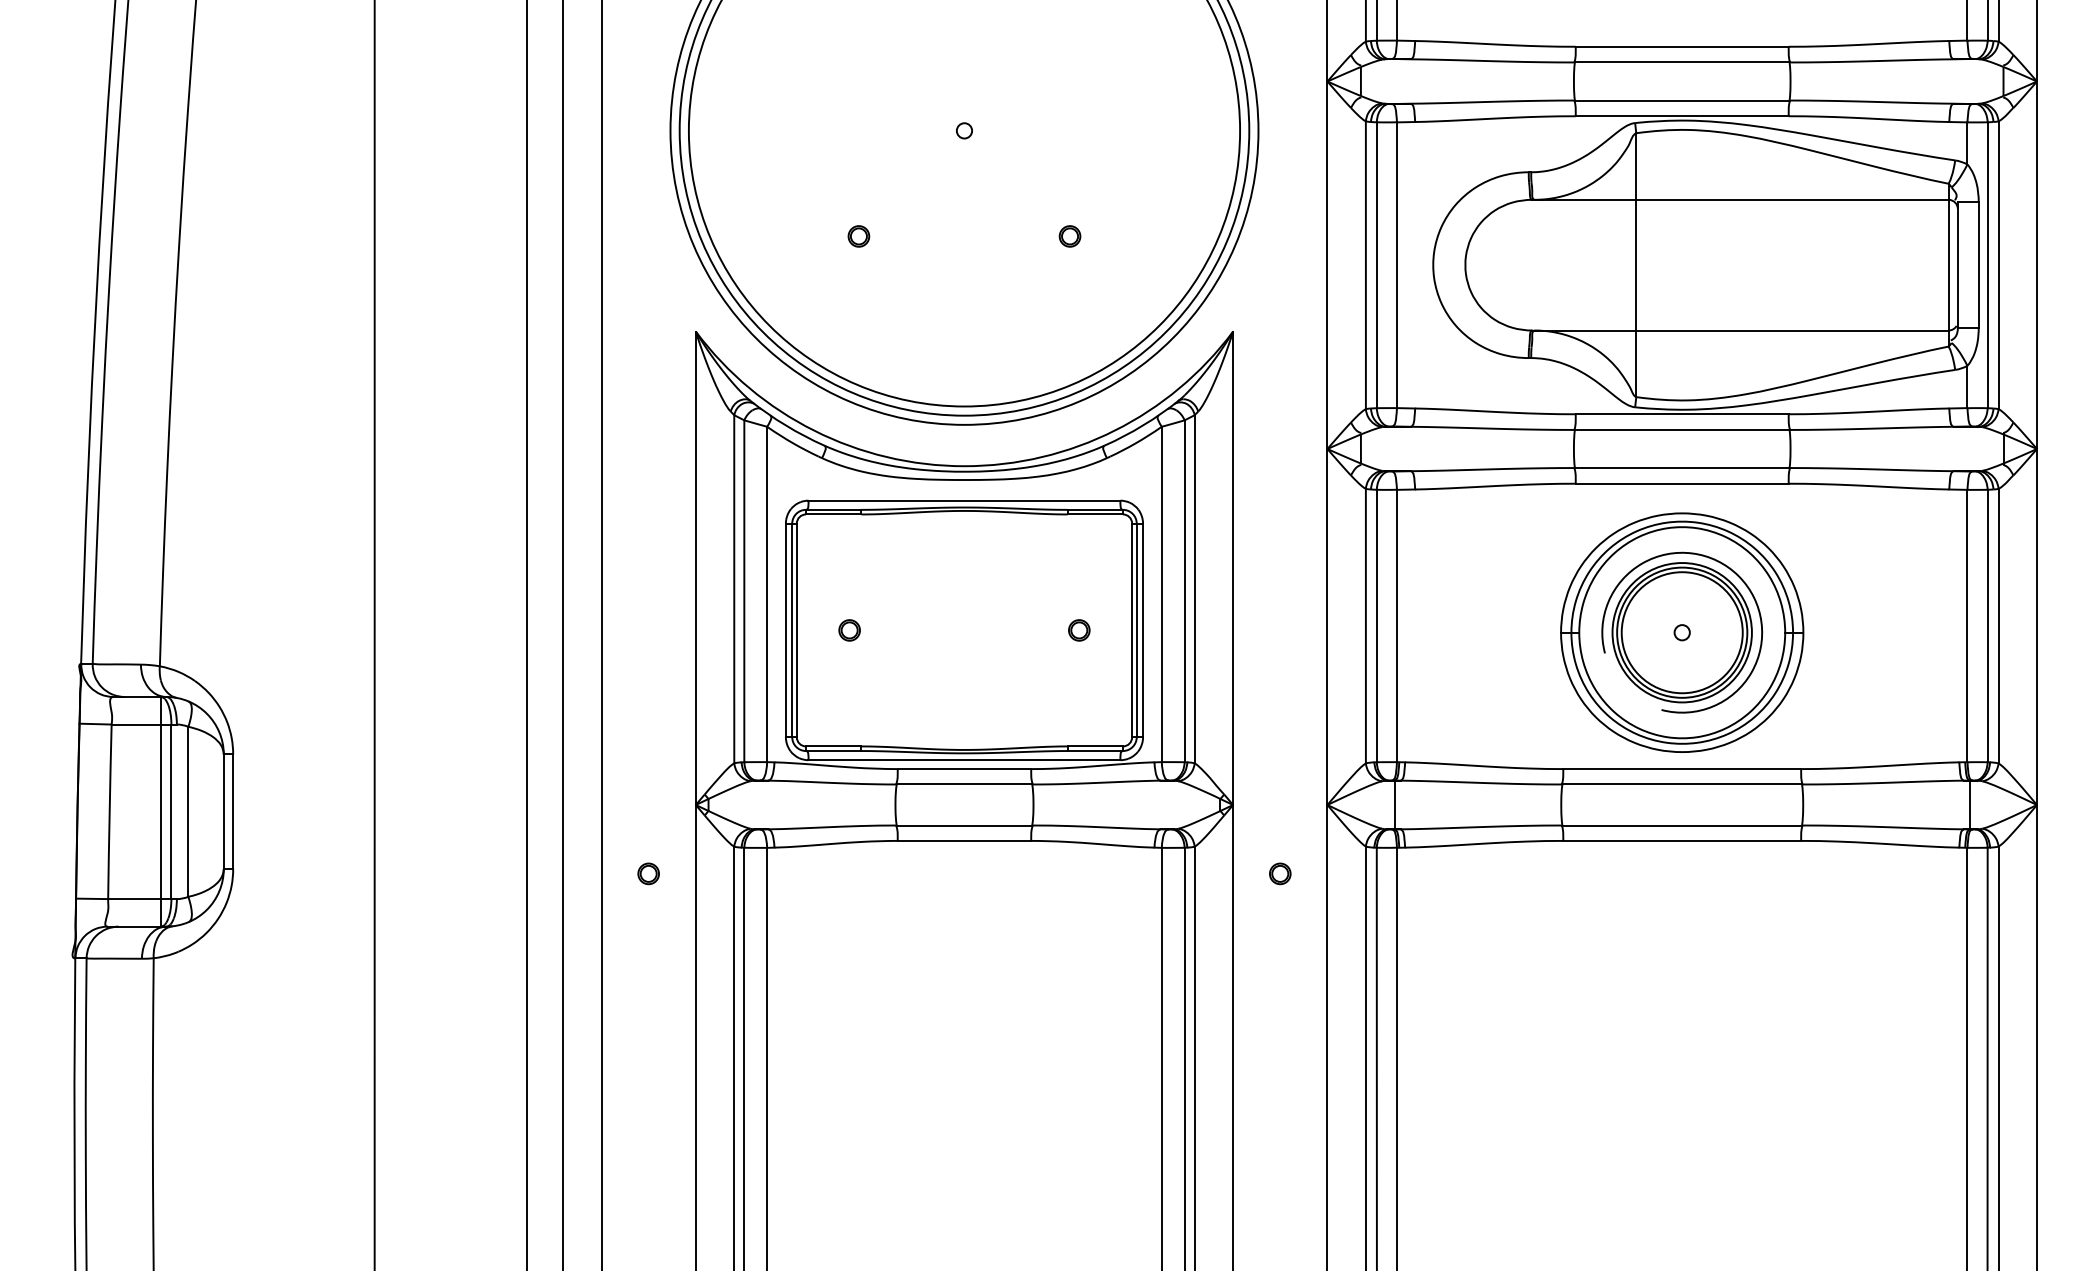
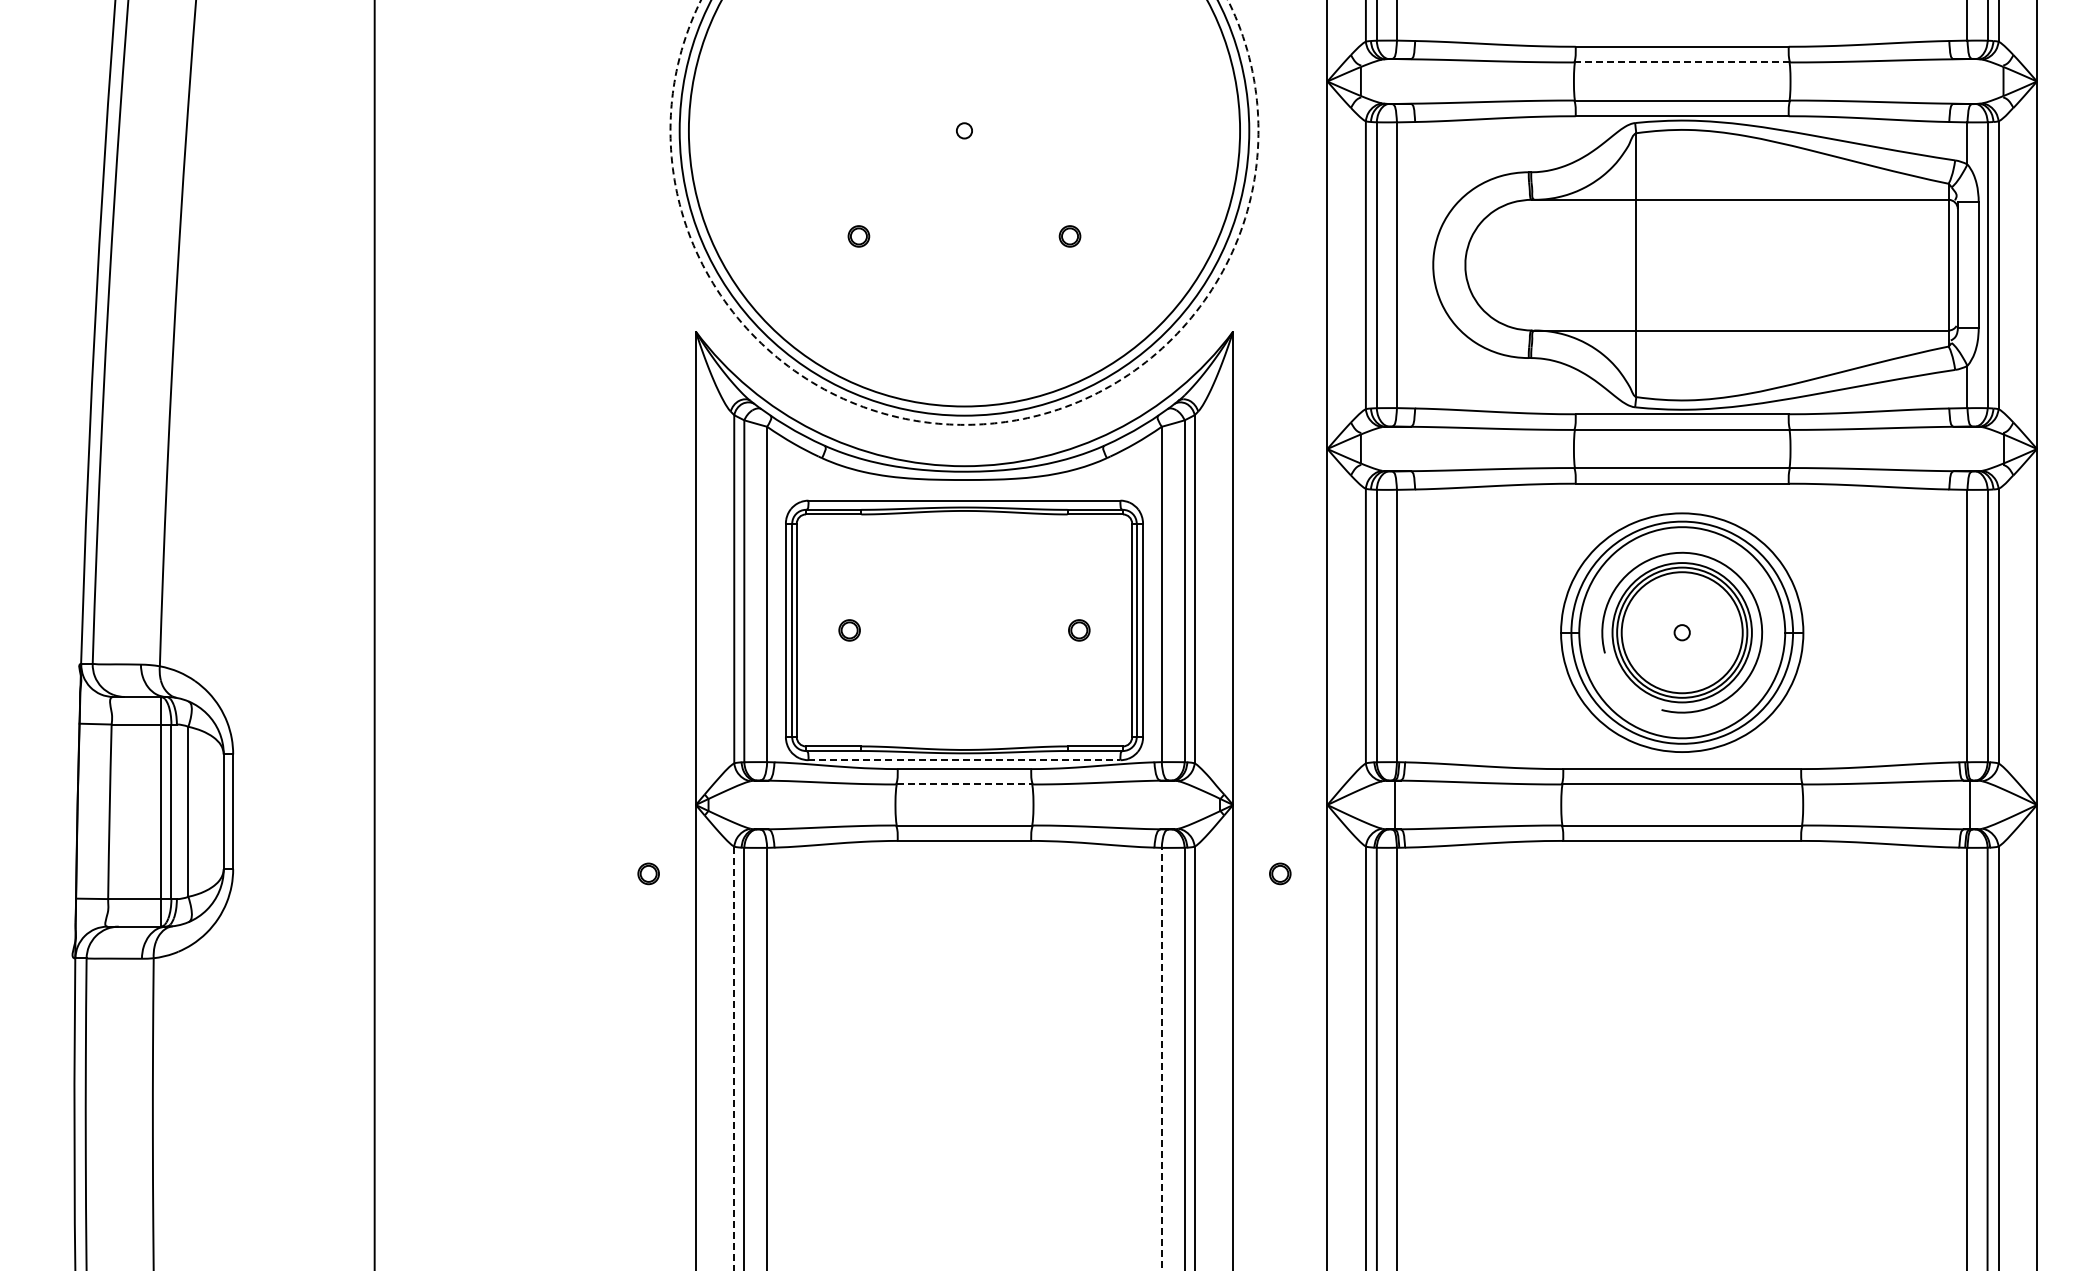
line: solid -> dashed (1681, 62)
circle: solid -> dashed (964, 212)
line: present -> none (526, 634)
line: present -> none (563, 634)
line: present -> none (601, 634)
line: solid -> dashed (964, 760)
line: solid -> dashed (964, 784)
line: solid -> dashed (734, 1058)
line: solid -> dashed (1161, 1059)
